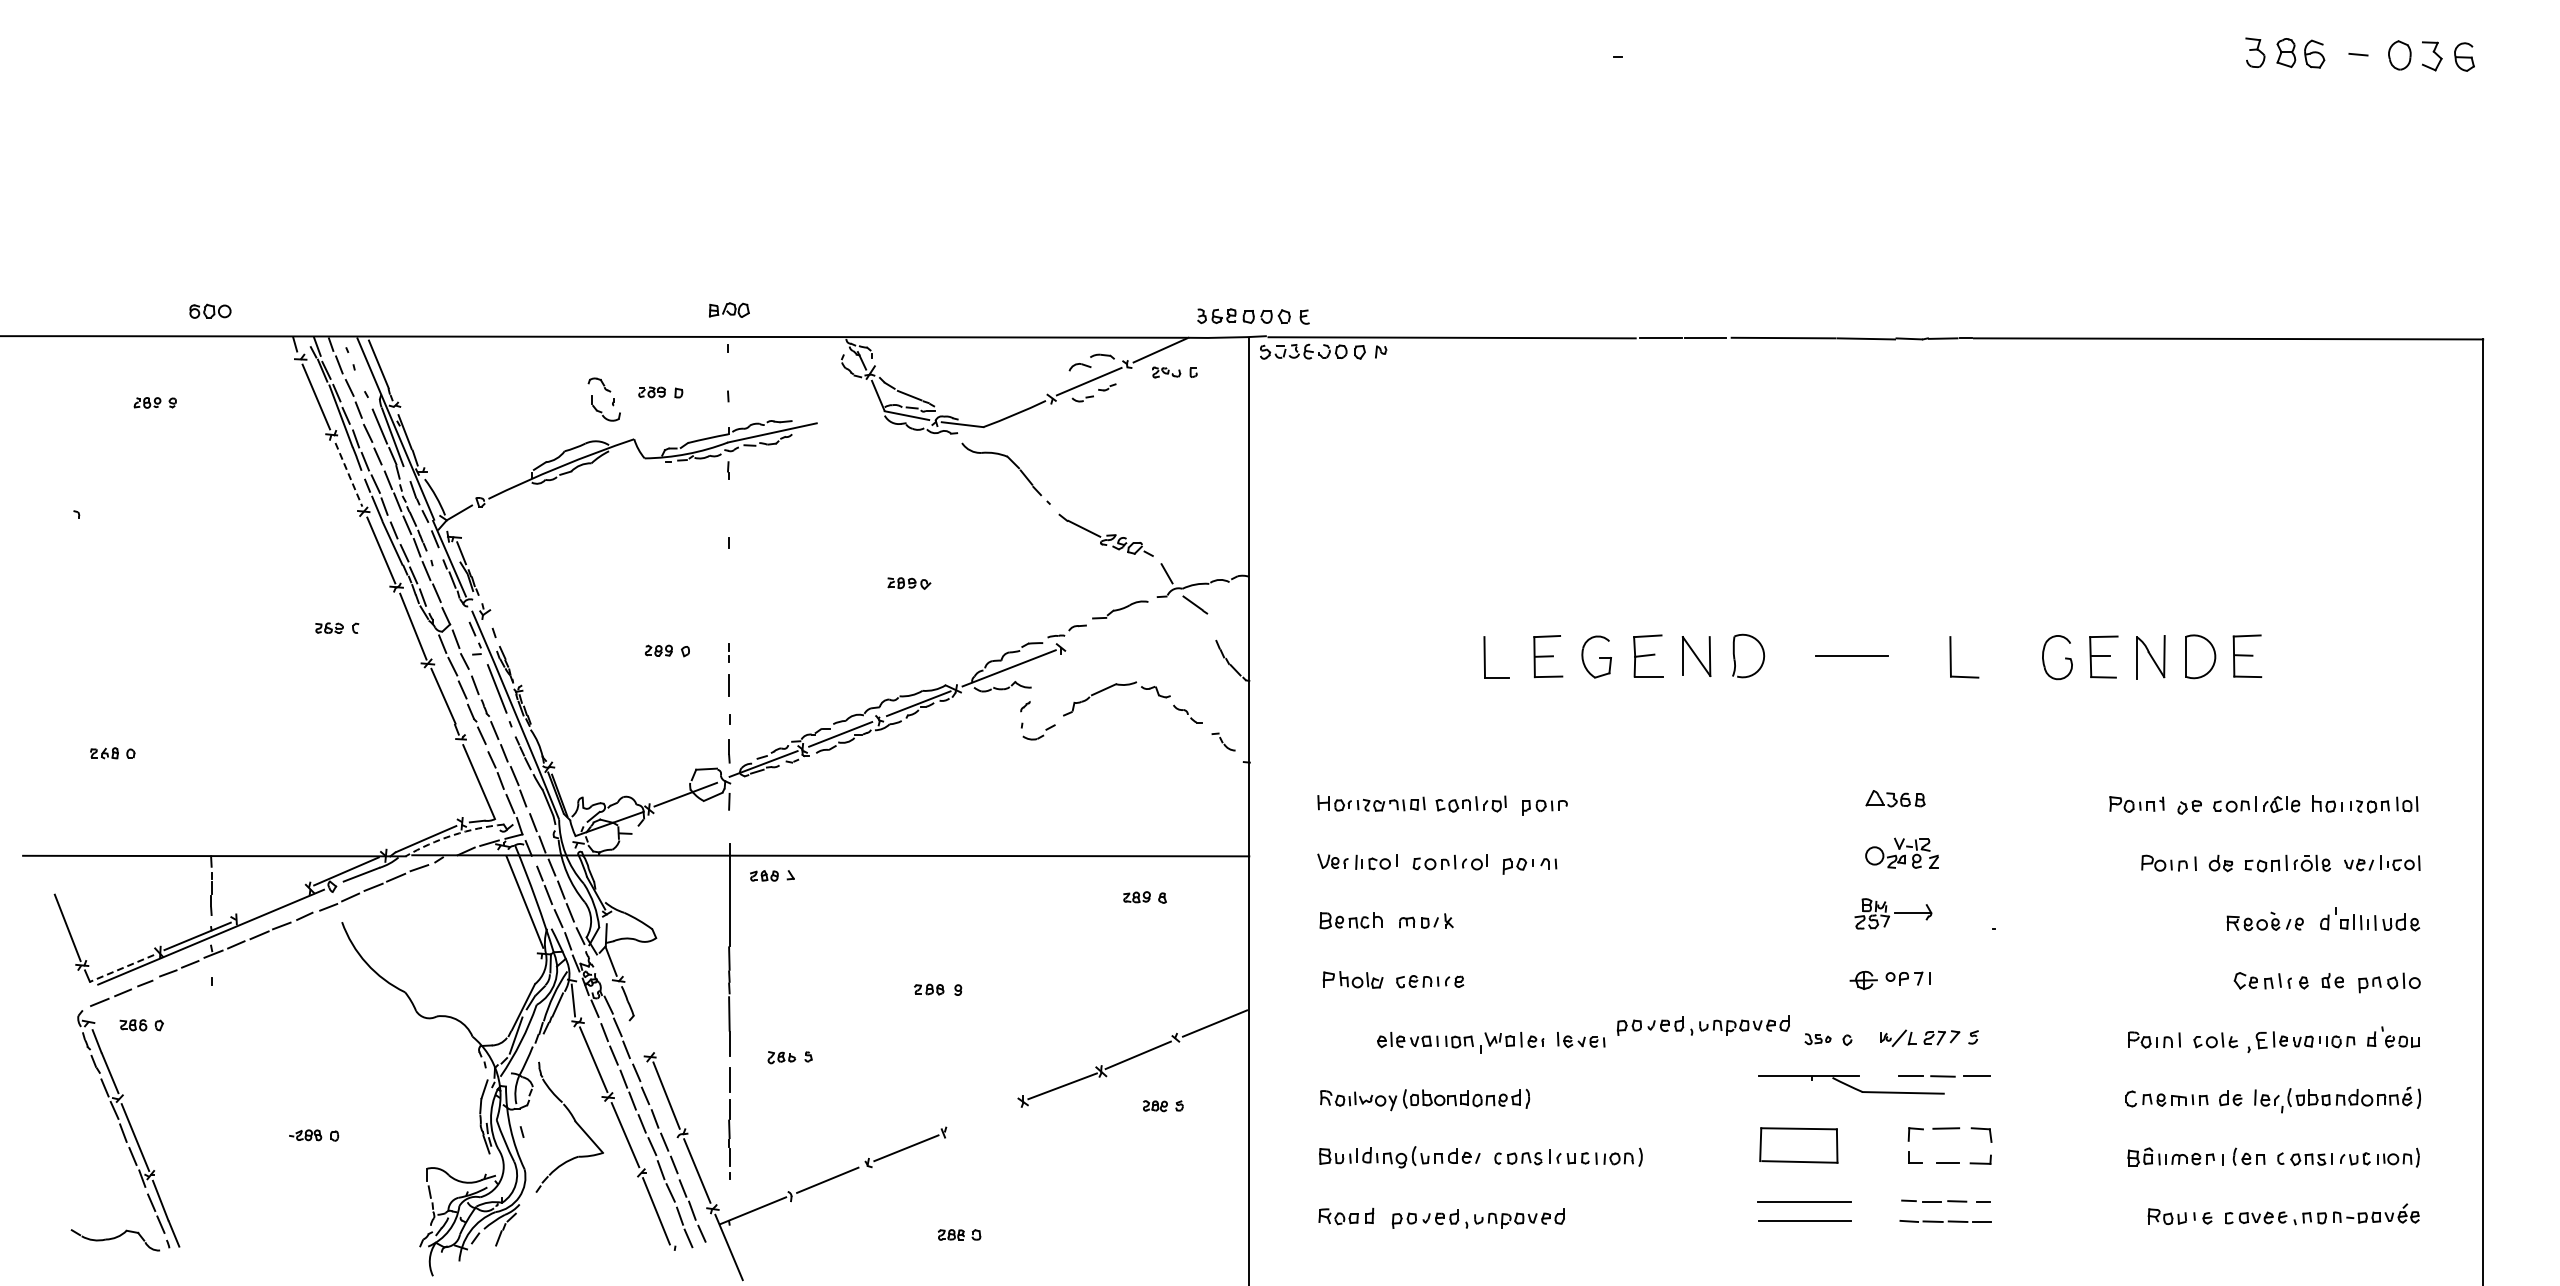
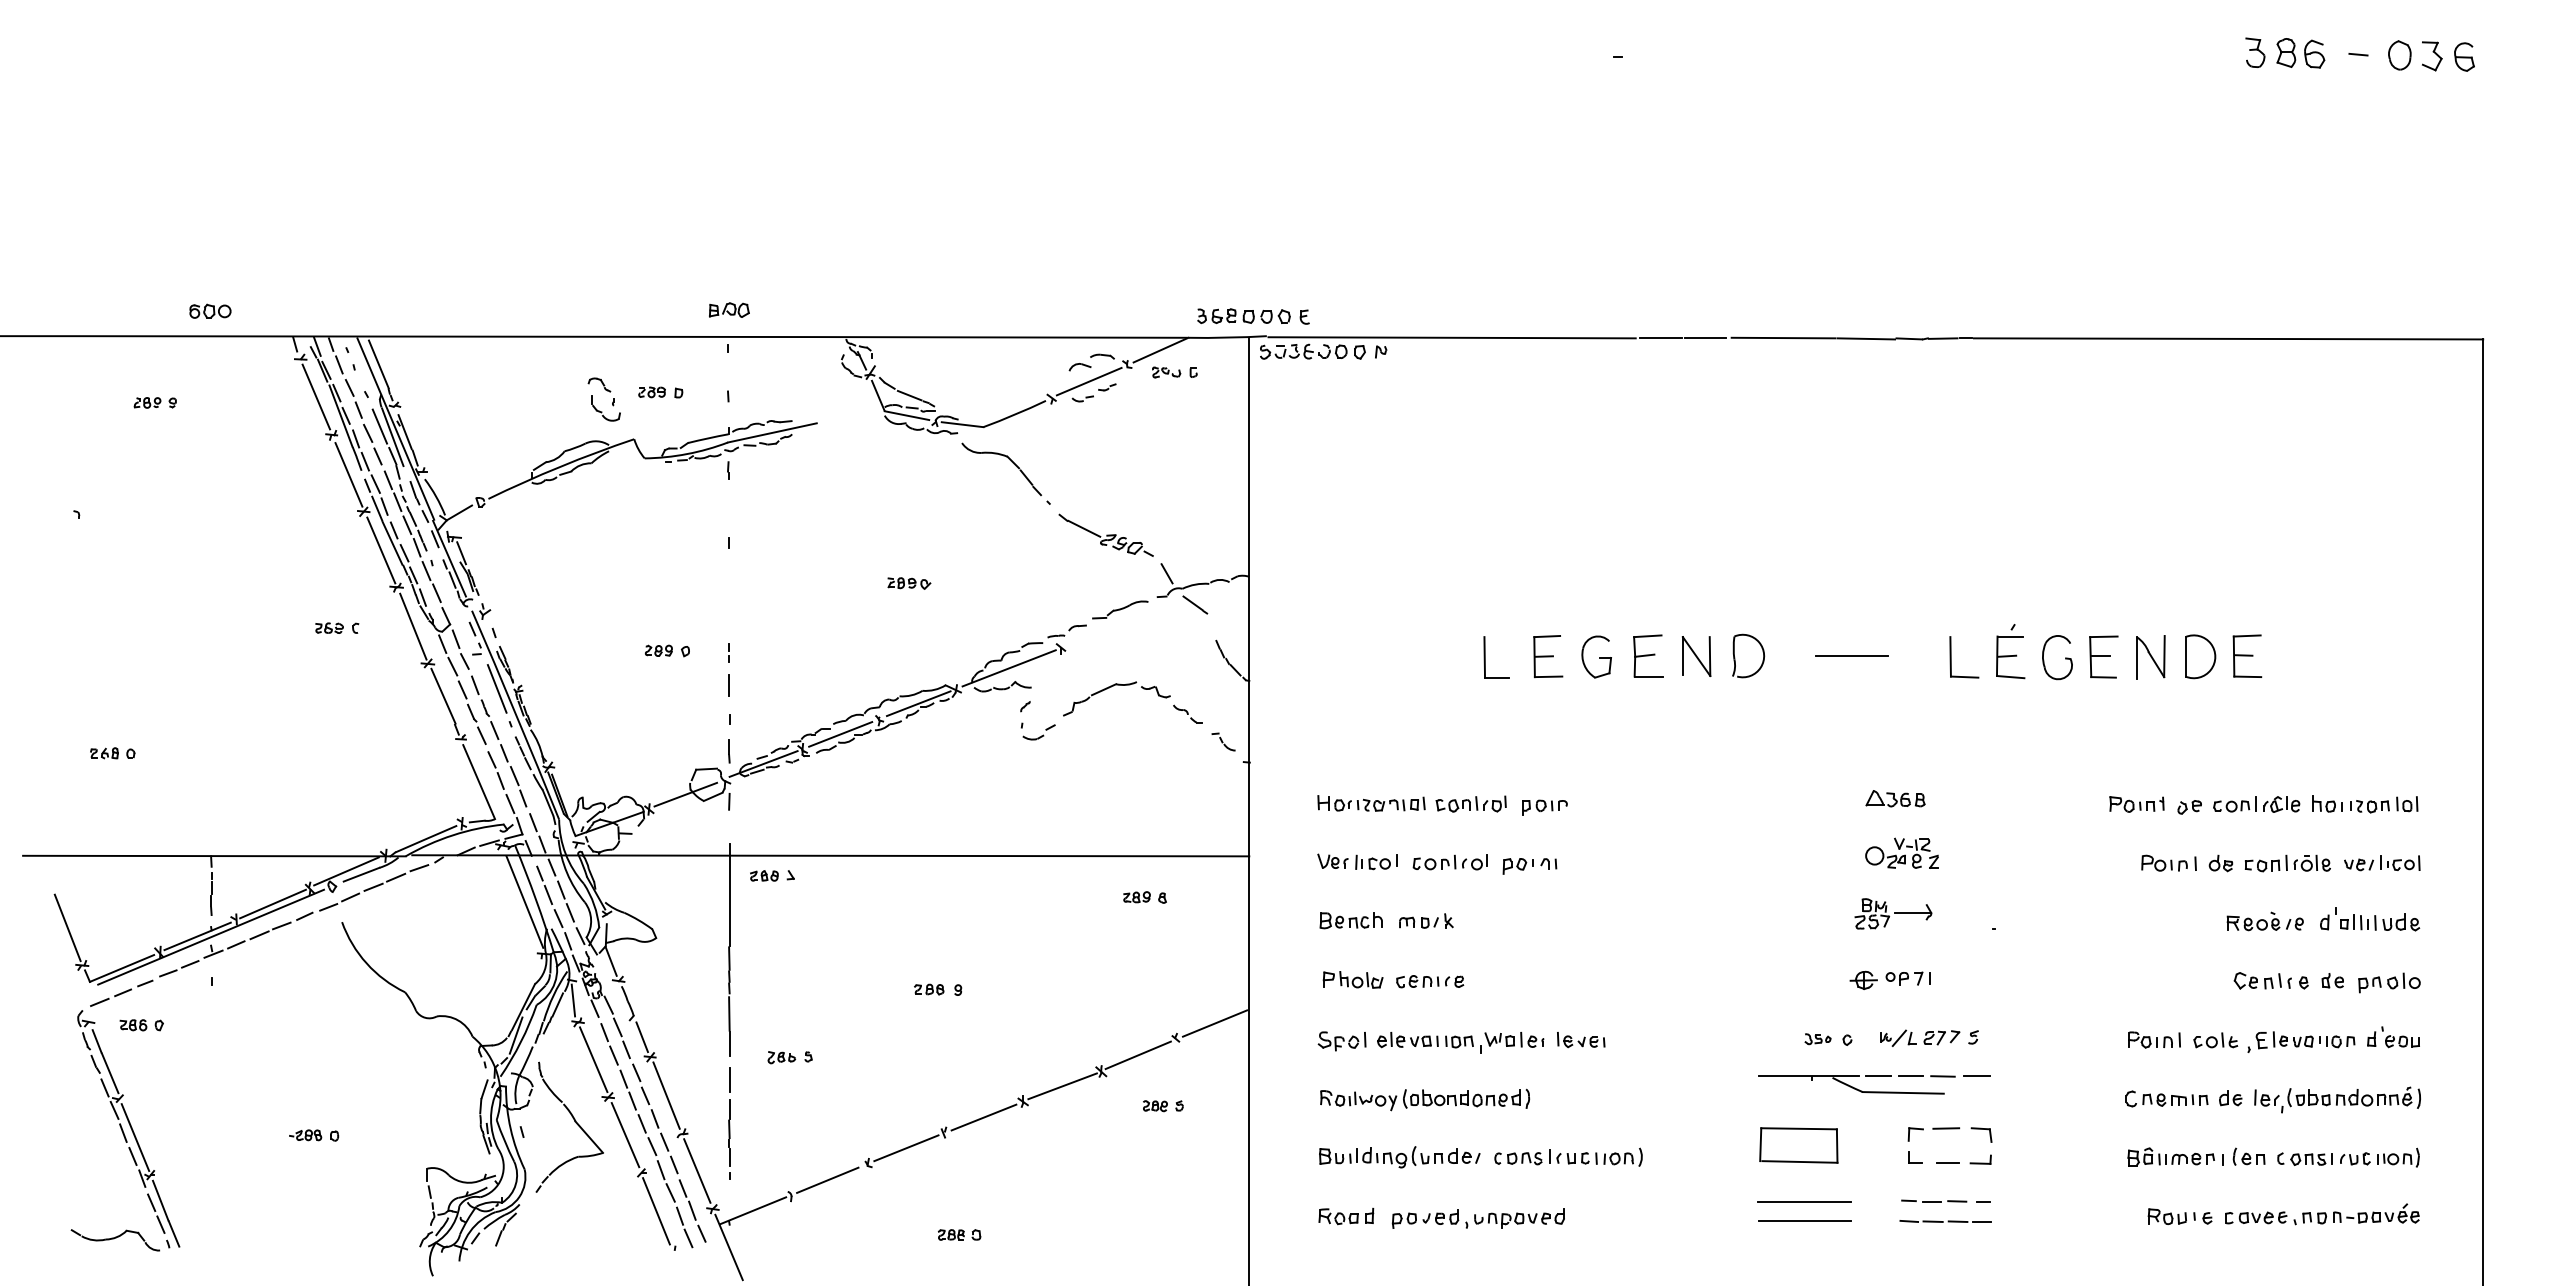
line: dashed -> solid (348, 474)
part: none -> present (2010, 651)
arc: dashed -> solid (453, 835)
line: none -> present (272, 903)
line: dashed -> solid (122, 968)
part: present -> none (1702, 1025)
line: none -> present (641, 1037)
part: none -> present (1341, 1041)
line: none -> present (1877, 1076)
line: none -> present (983, 1117)
